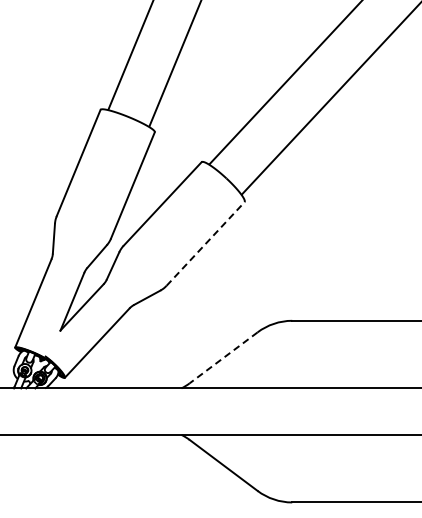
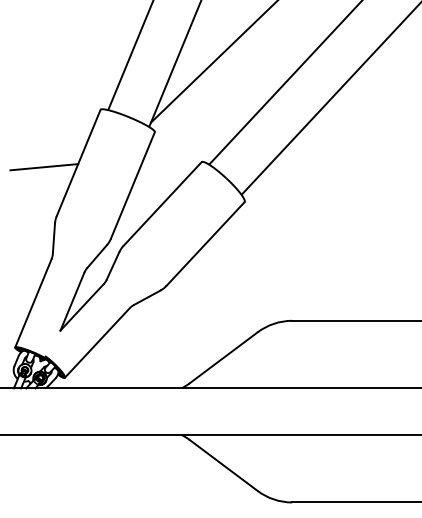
line: none -> present (213, 62)
line: none -> present (44, 167)
line: dashed -> solid (205, 243)
line: dashed -> solid (223, 358)
